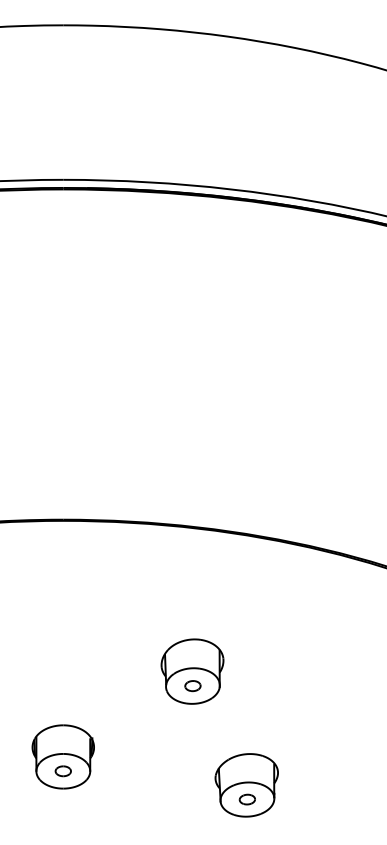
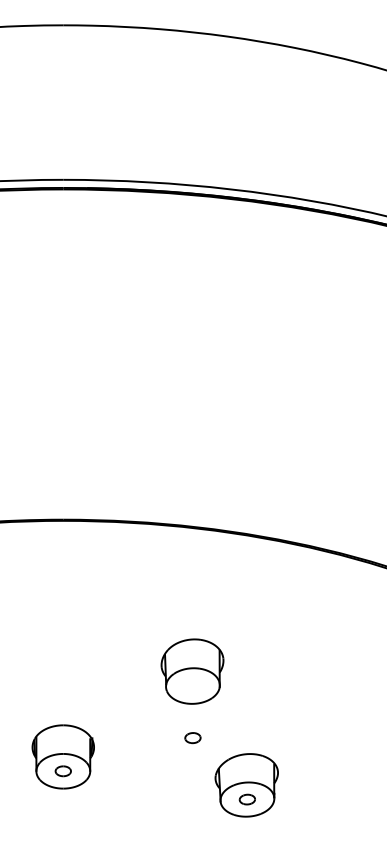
part position: (192, 686) -> (192, 738) (192, 738)
